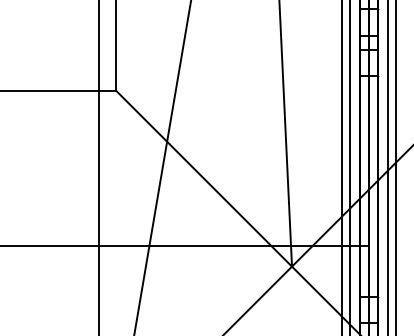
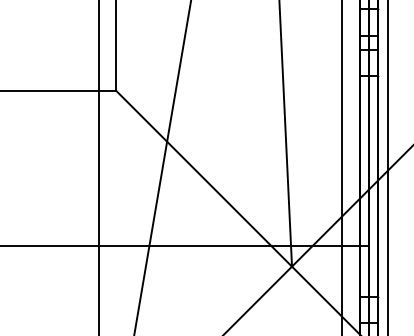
line: present -> none (350, 167)
line: present -> none (395, 167)
